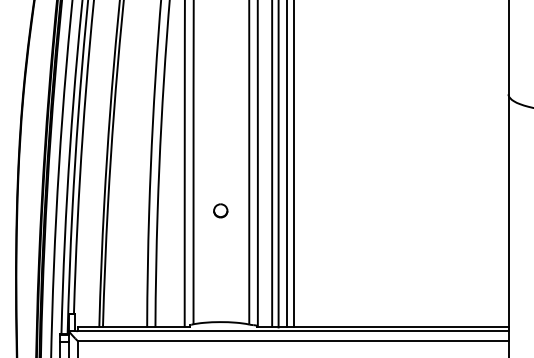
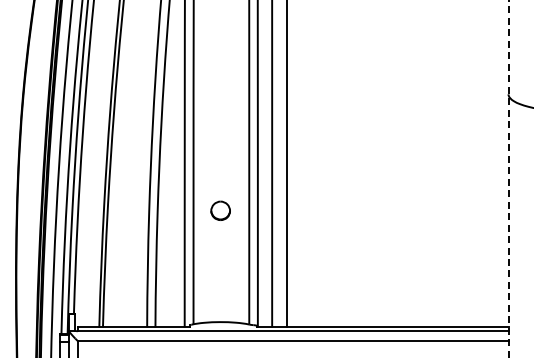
line: present -> none (278, 164)
line: present -> none (293, 164)
line: solid -> dashed (508, 179)
part size: 16x16 px -> 21x21 px (220, 210)
